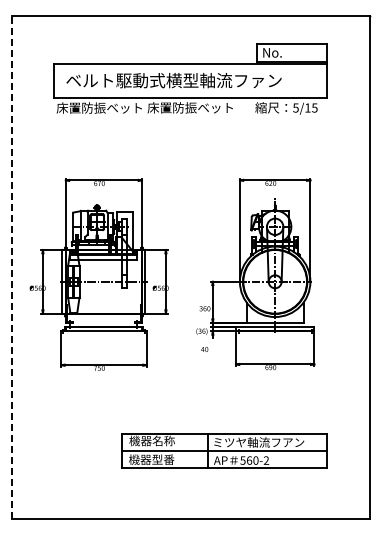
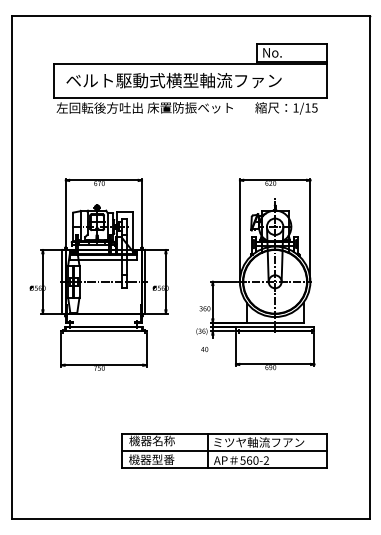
text: 床置防振ベット -> 左回転後方吐出 (99, 107)
text: 5/15 -> 1/15 (295, 107)
line: dashed -> solid (11, 267)
